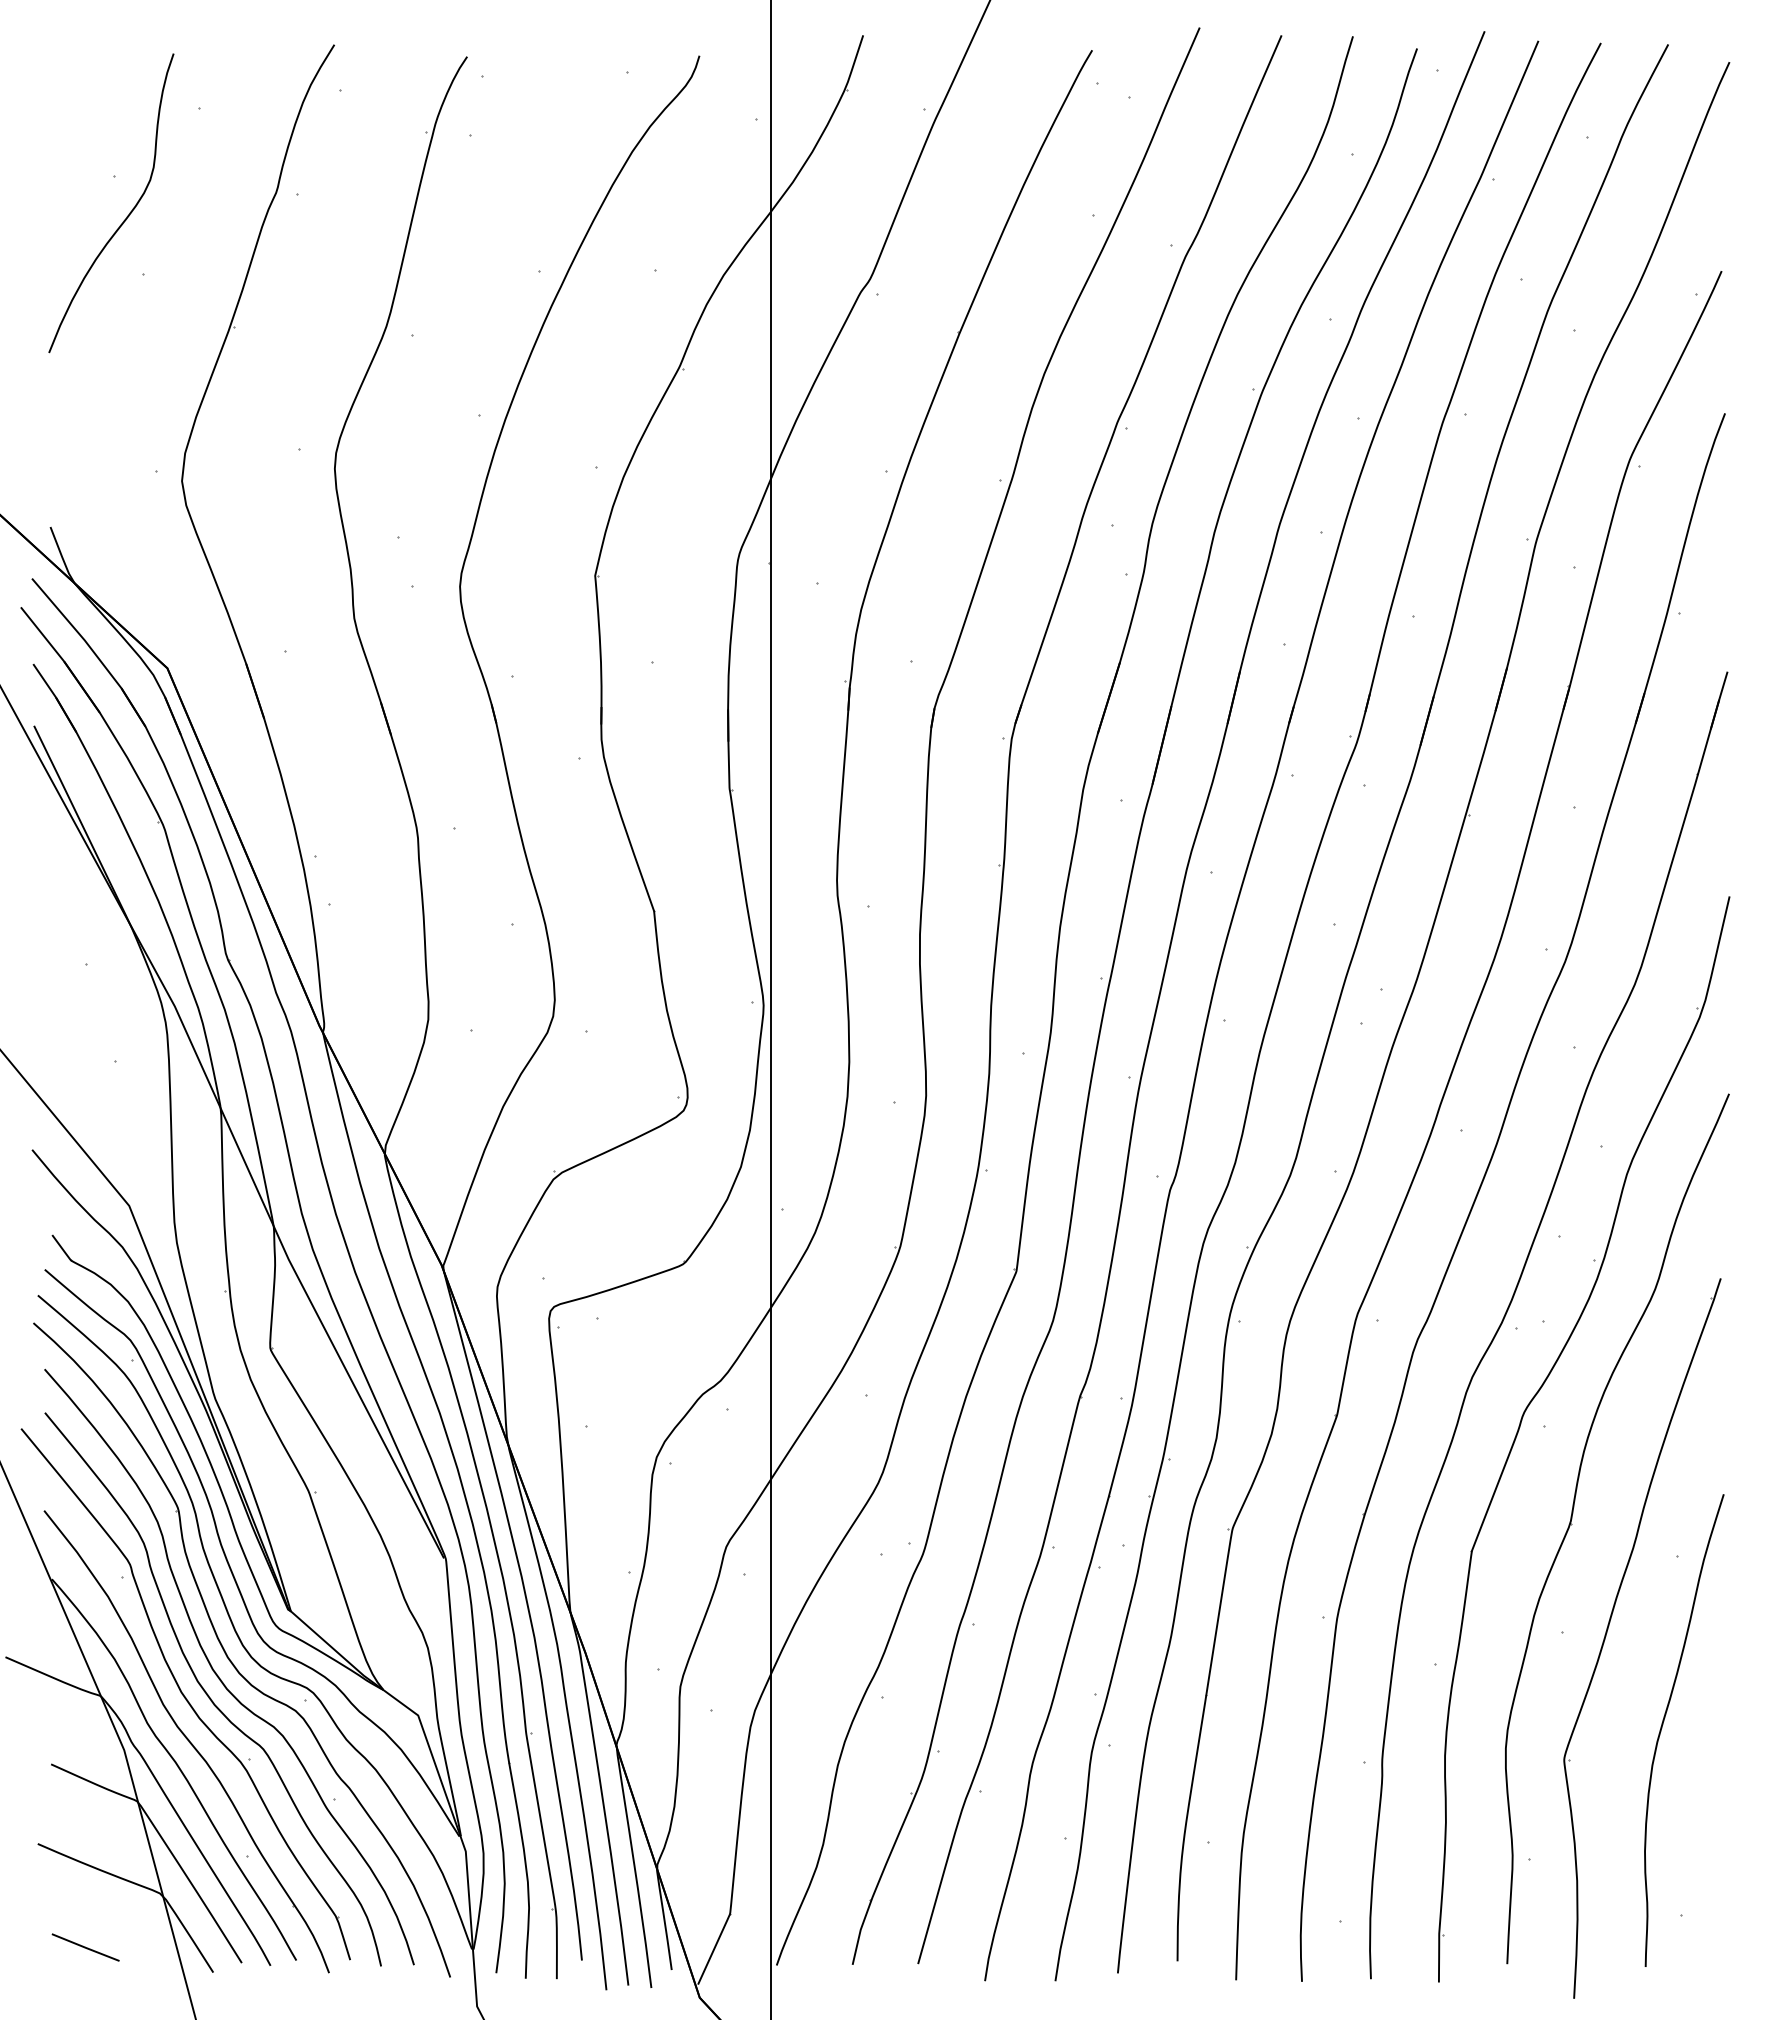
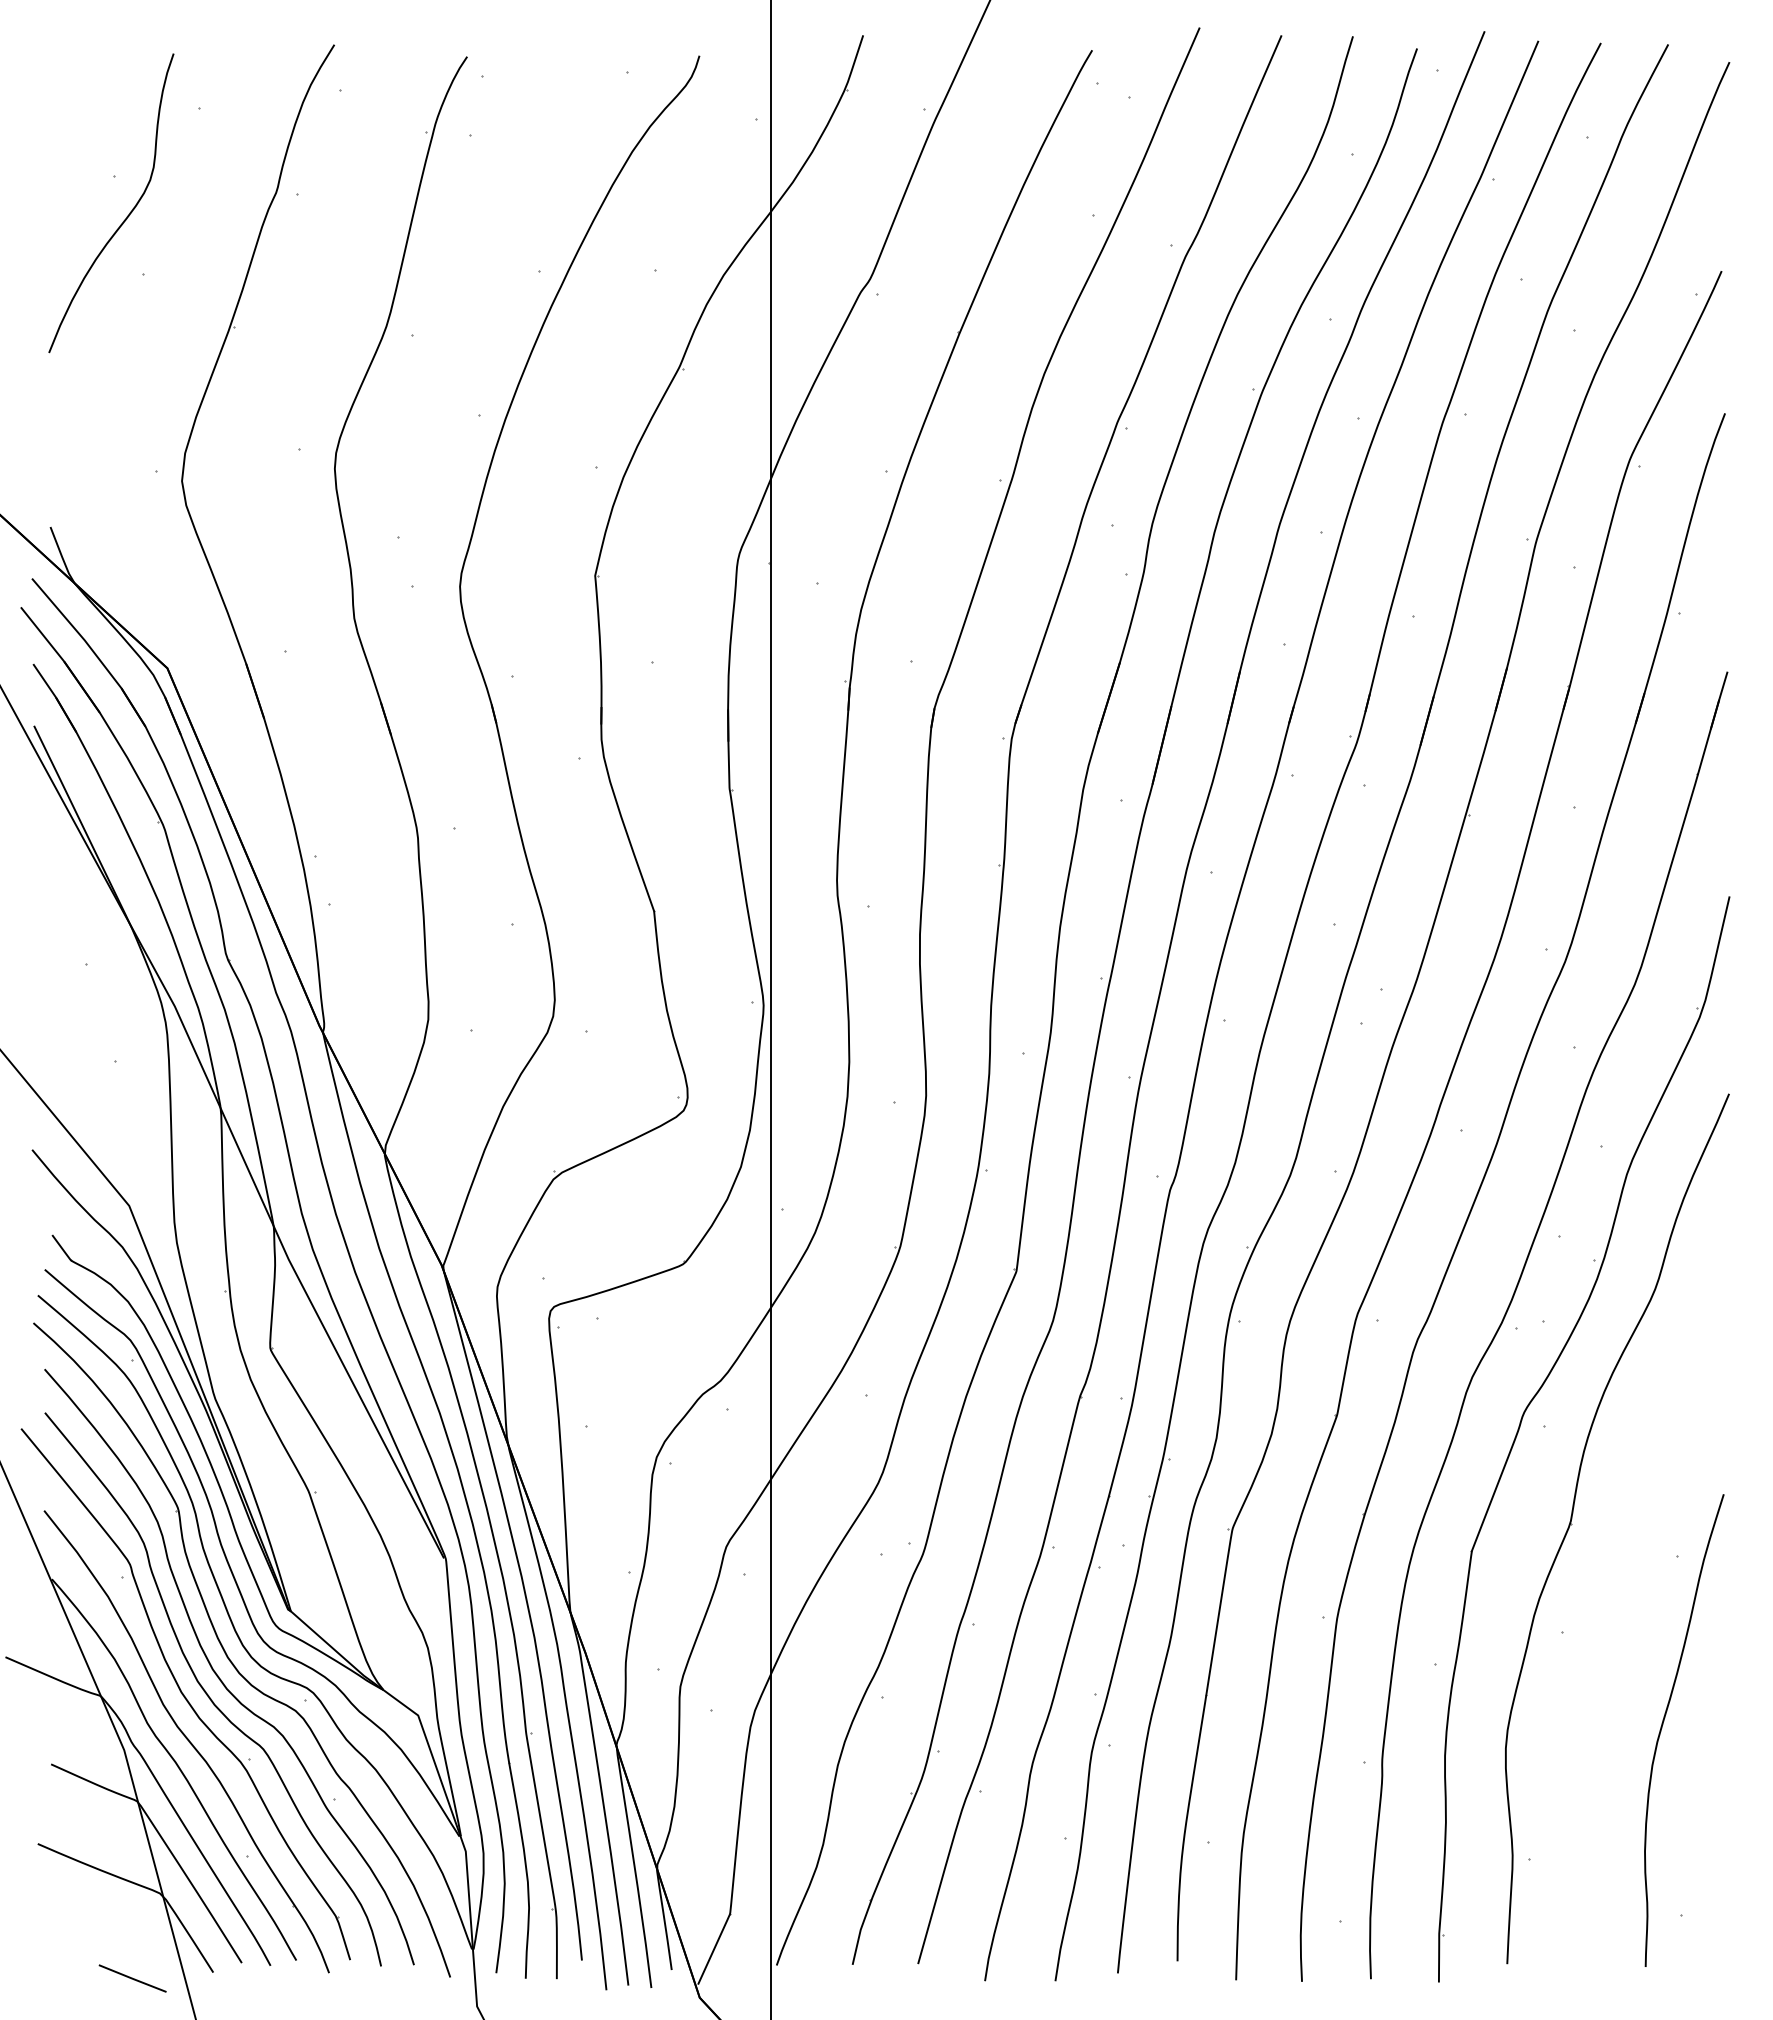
part: present -> none (1609, 1626)
line position: (85, 1947) -> (132, 1978) (132, 1978)
